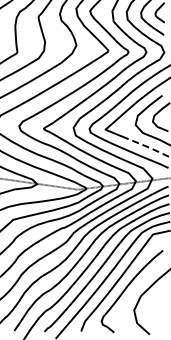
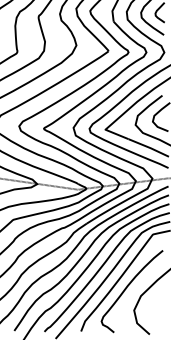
line: dashed -> solid (149, 147)
